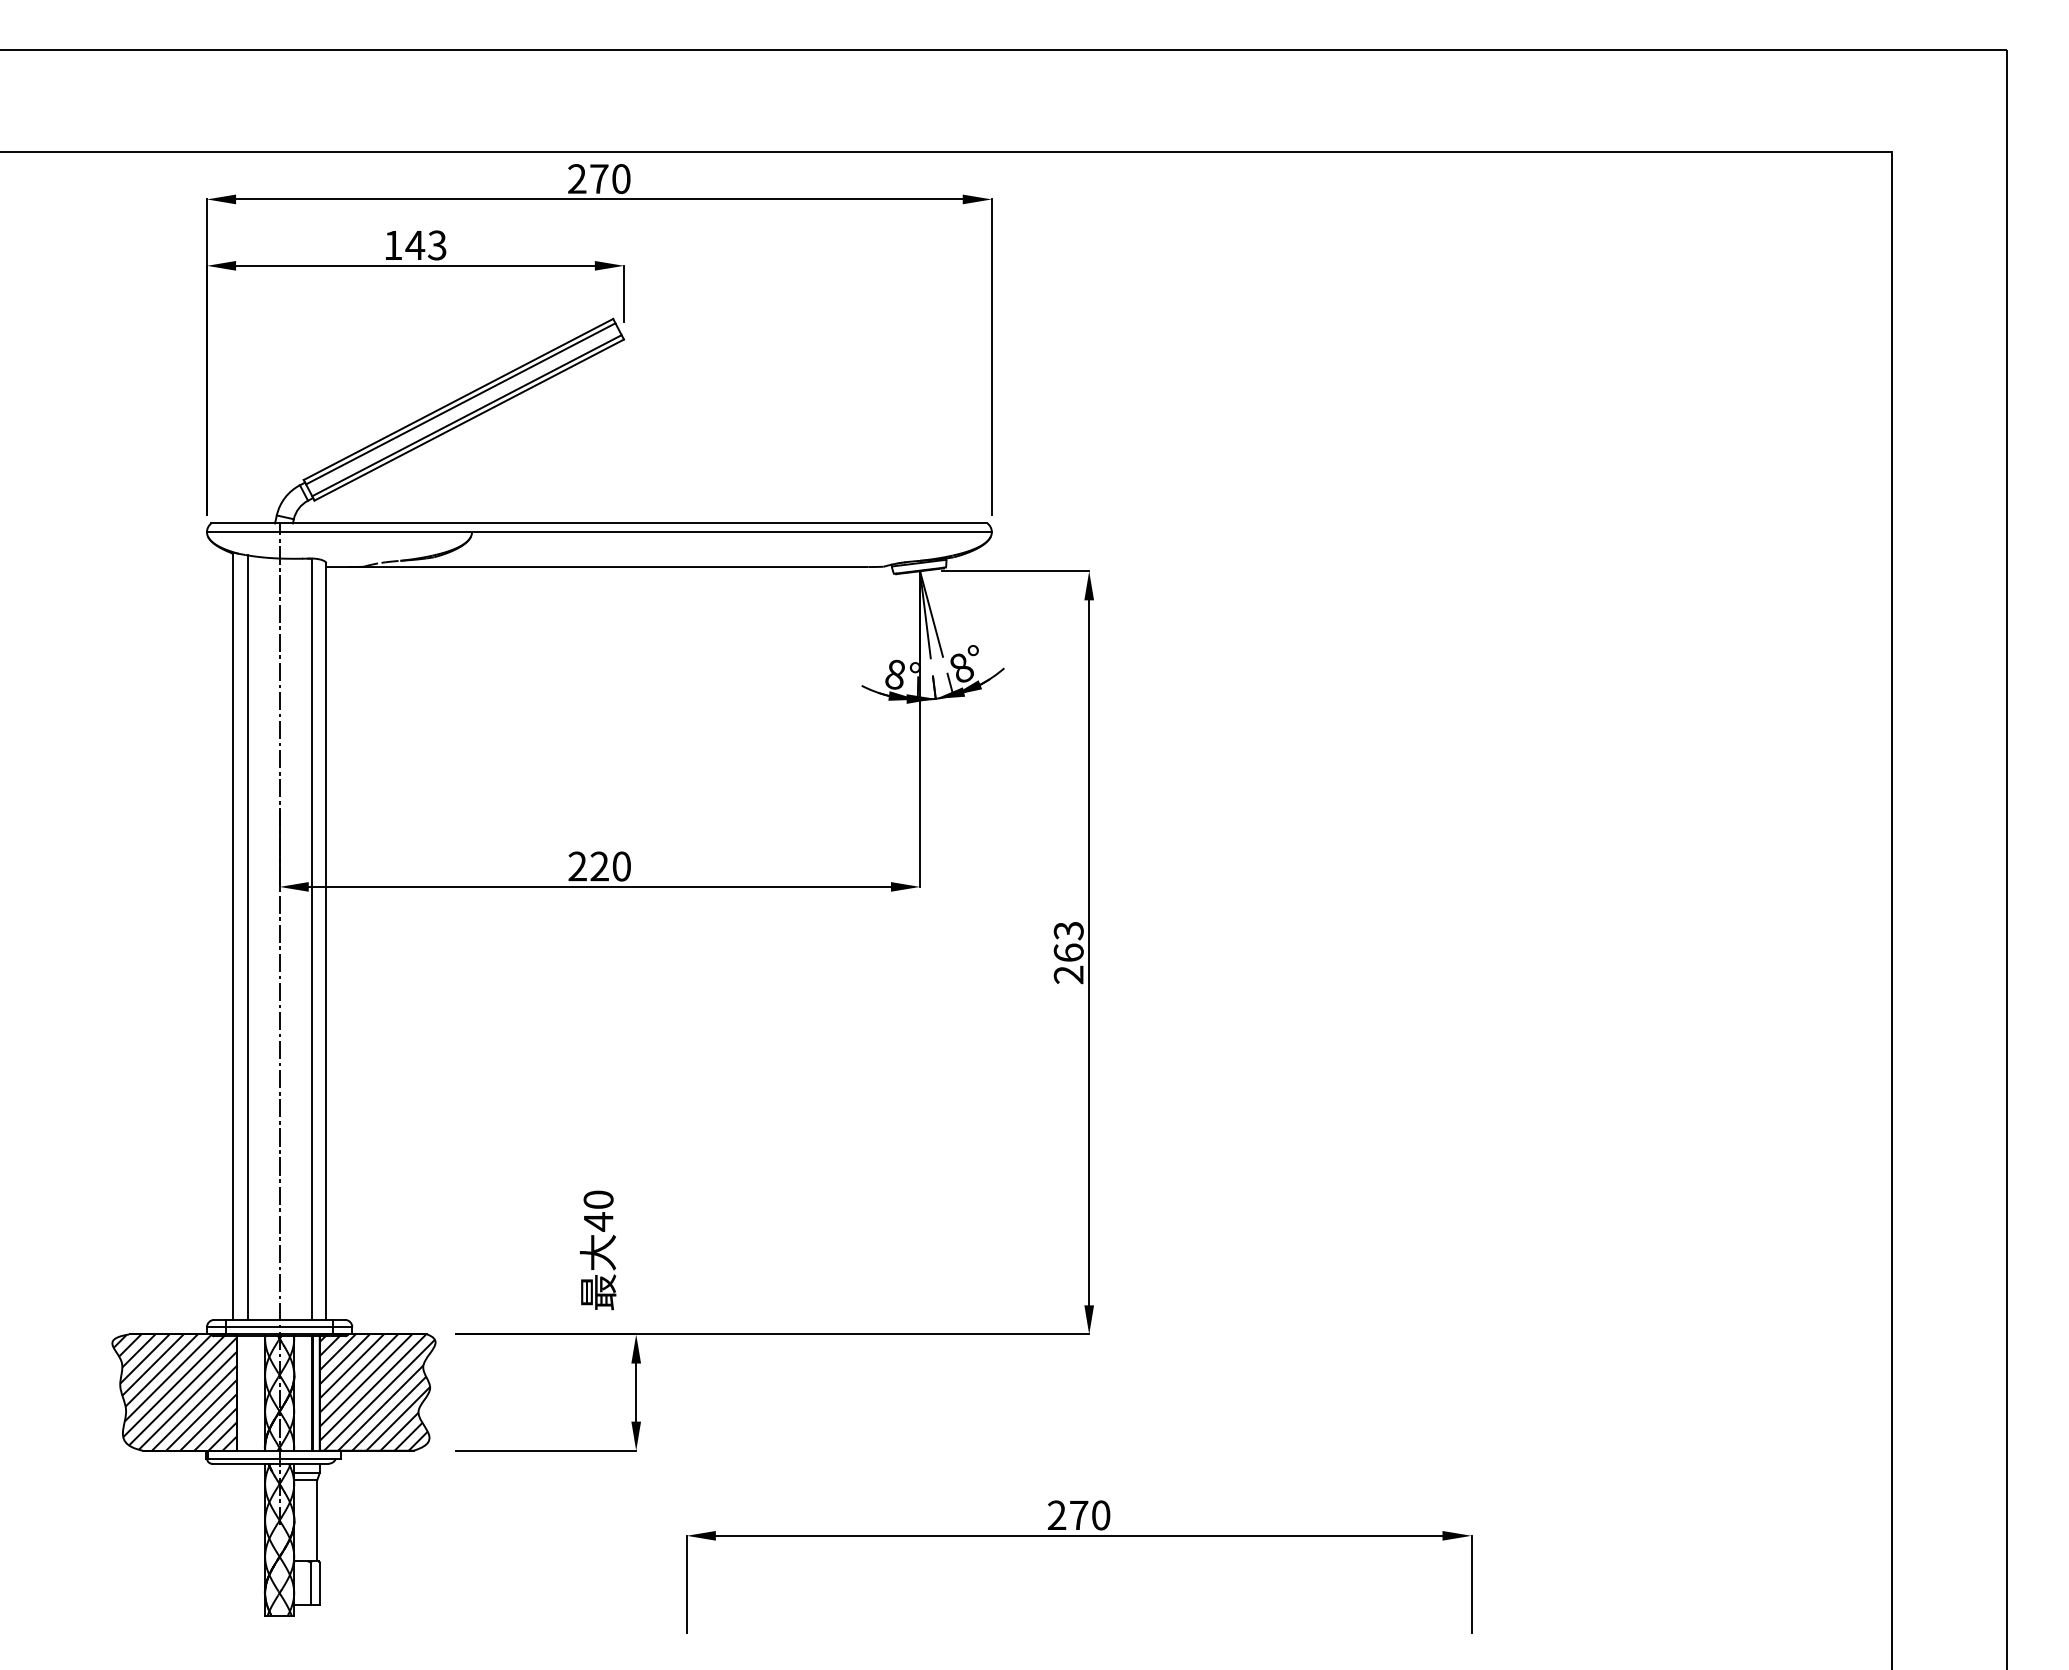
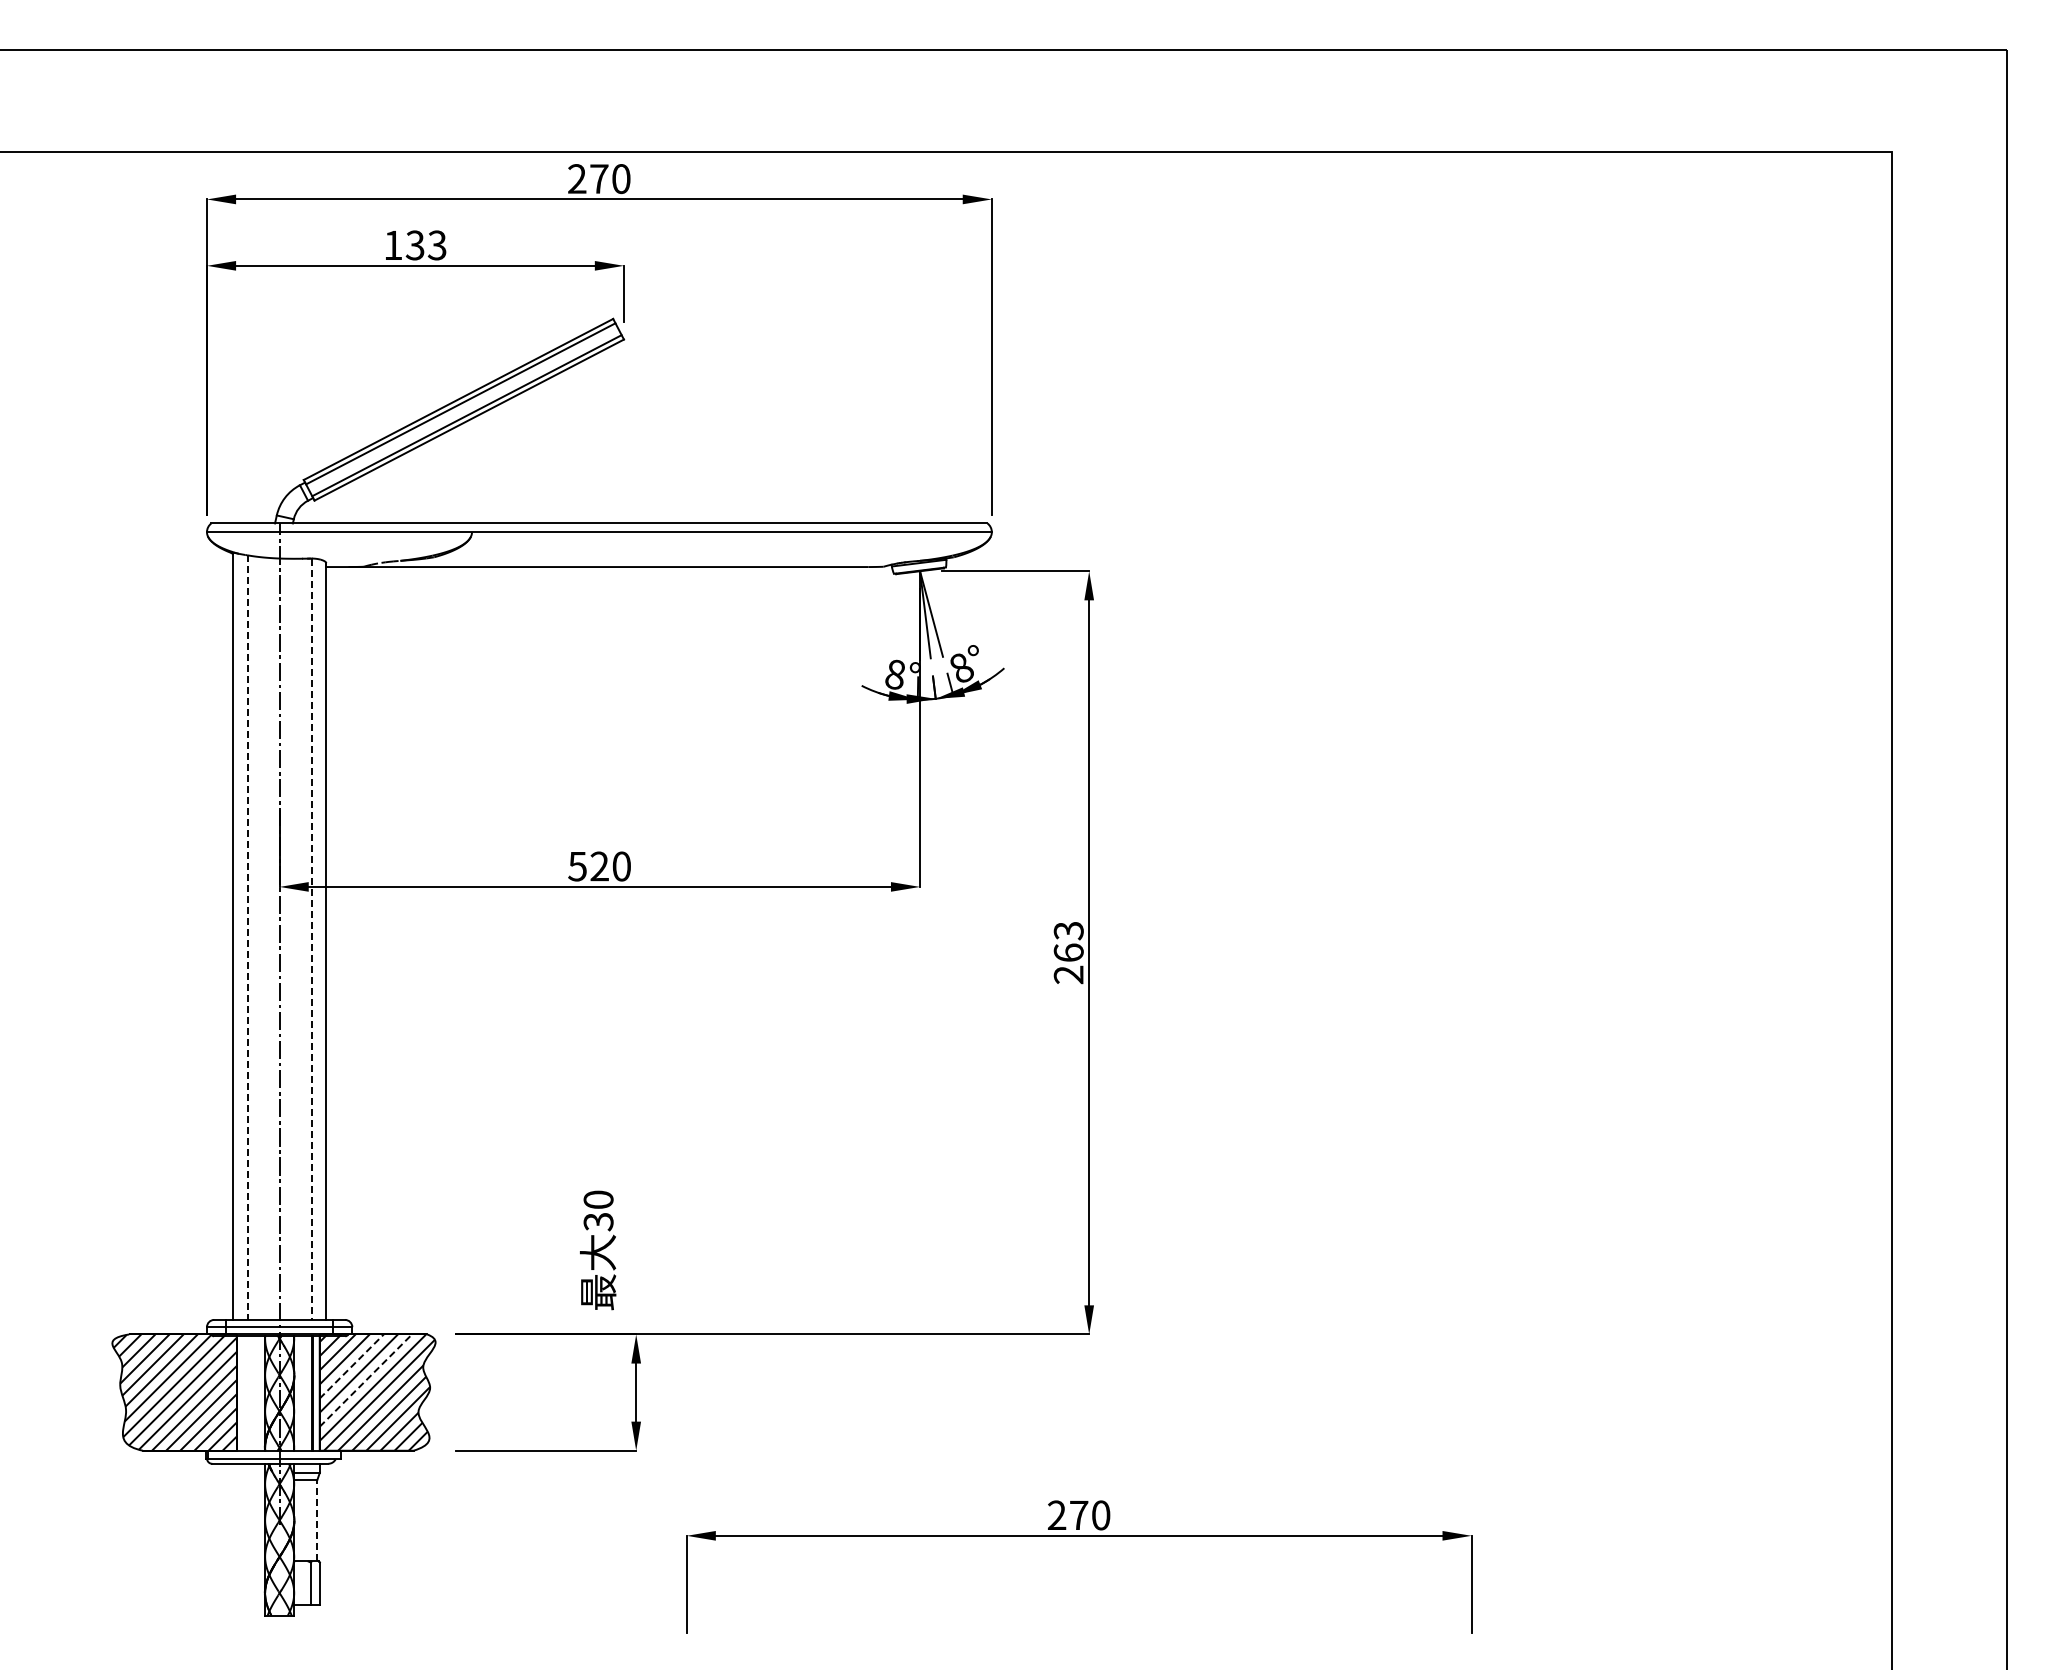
text: 143 -> 133 (415, 245)
text: 220 -> 520 (577, 866)
line: solid -> dashed (247, 938)
line: solid -> dashed (311, 939)
text: 40 -> 30 (598, 1221)
line: solid -> dashed (352, 1366)
line: solid -> dashed (366, 1380)
line: solid -> dashed (317, 1520)
